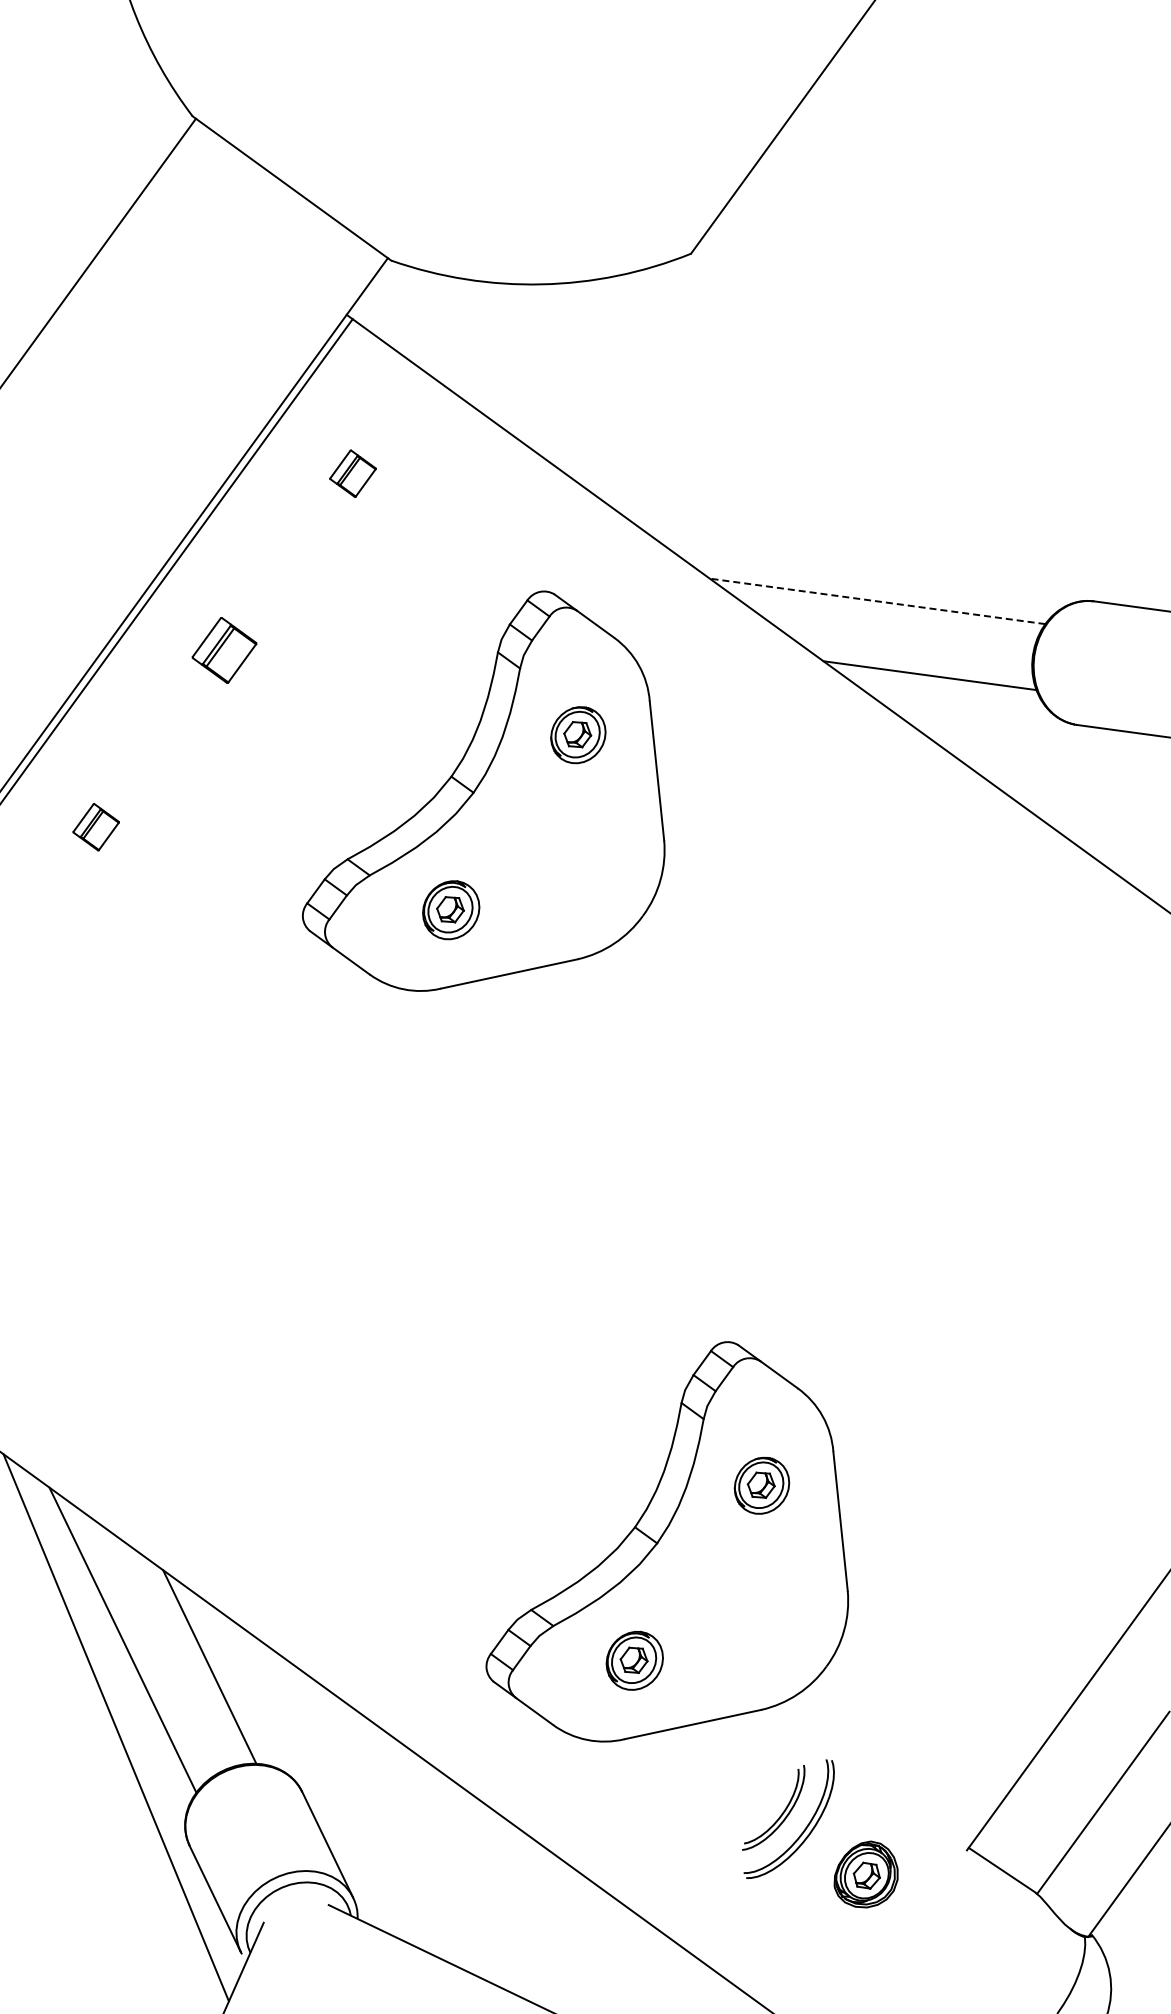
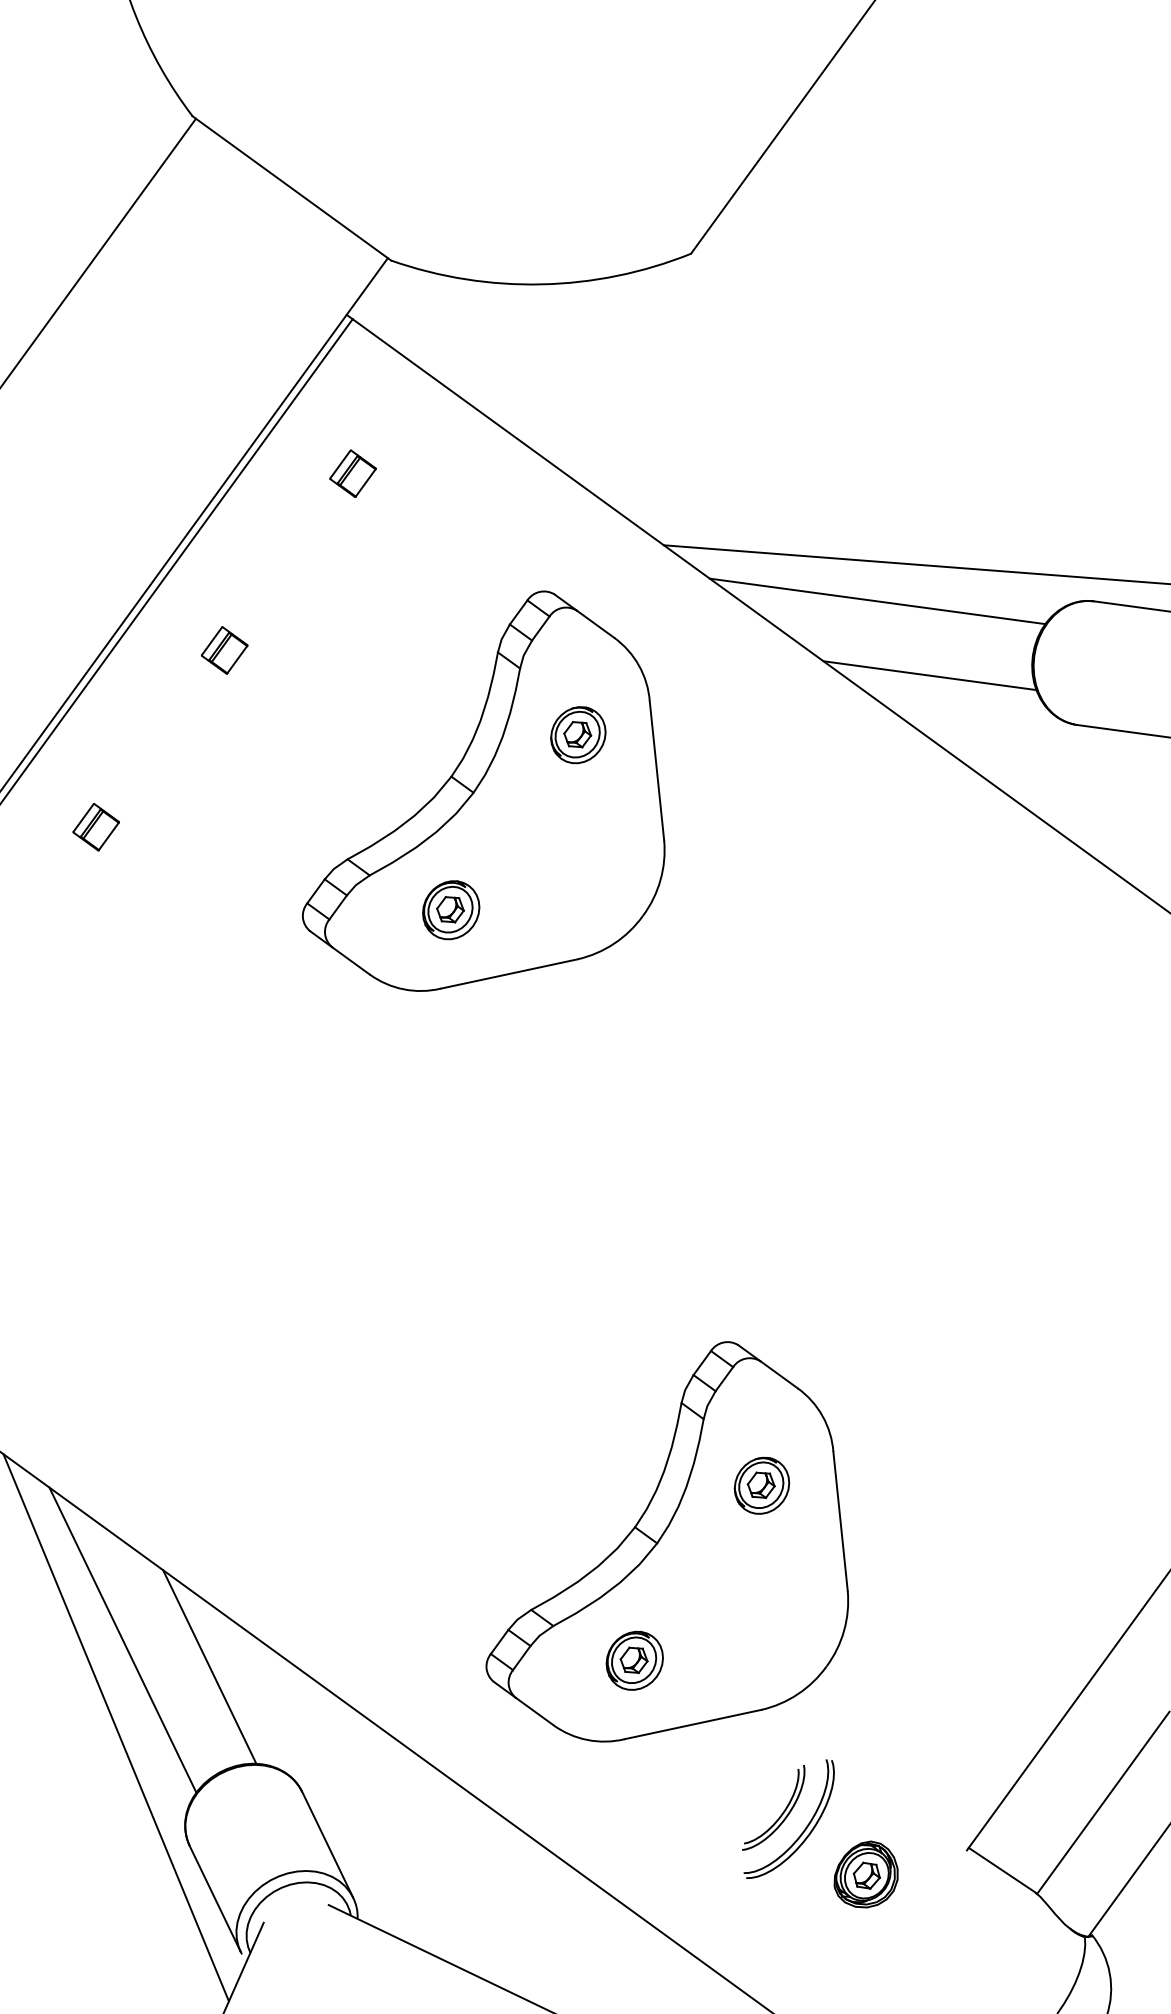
line: none -> present (915, 564)
line: dashed -> solid (877, 601)
part size: 67x67 px -> 48x49 px (224, 650)
